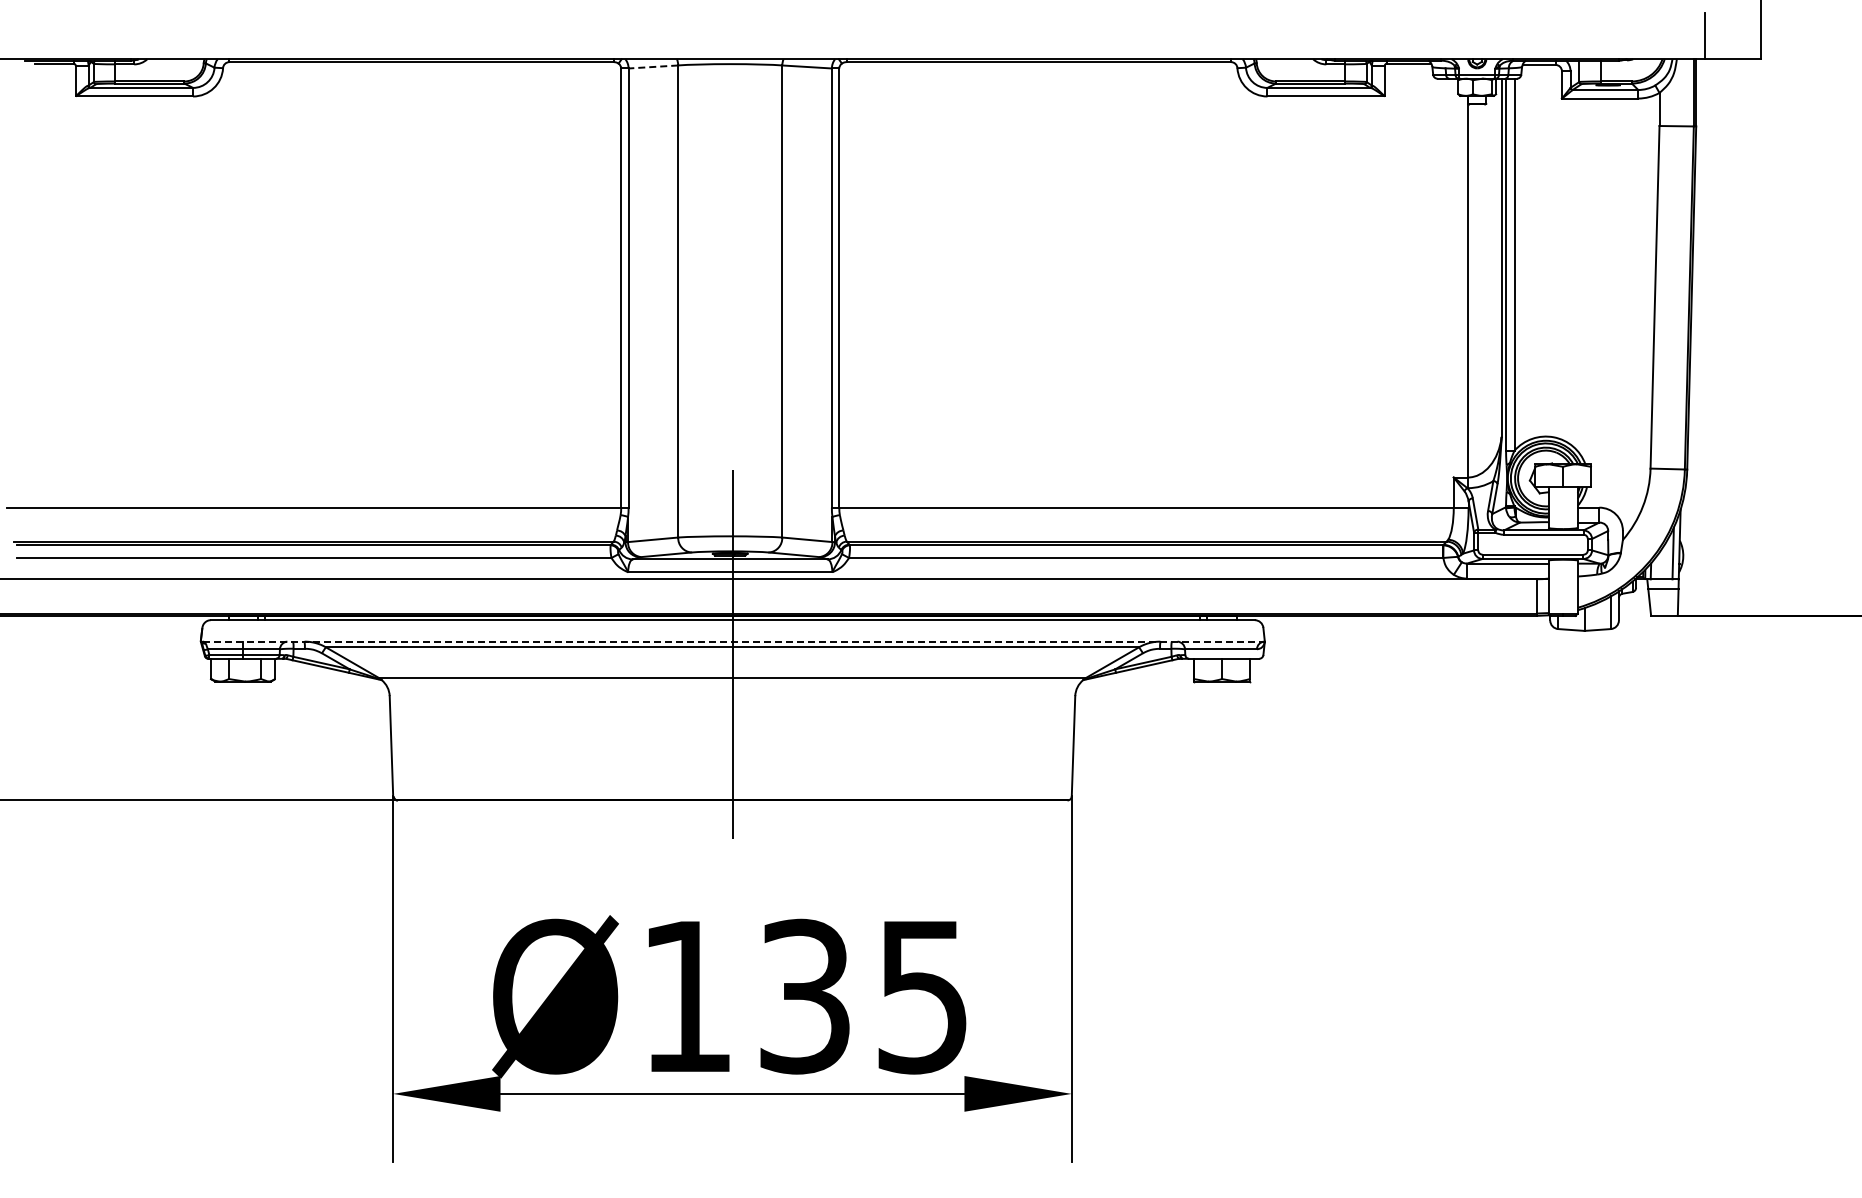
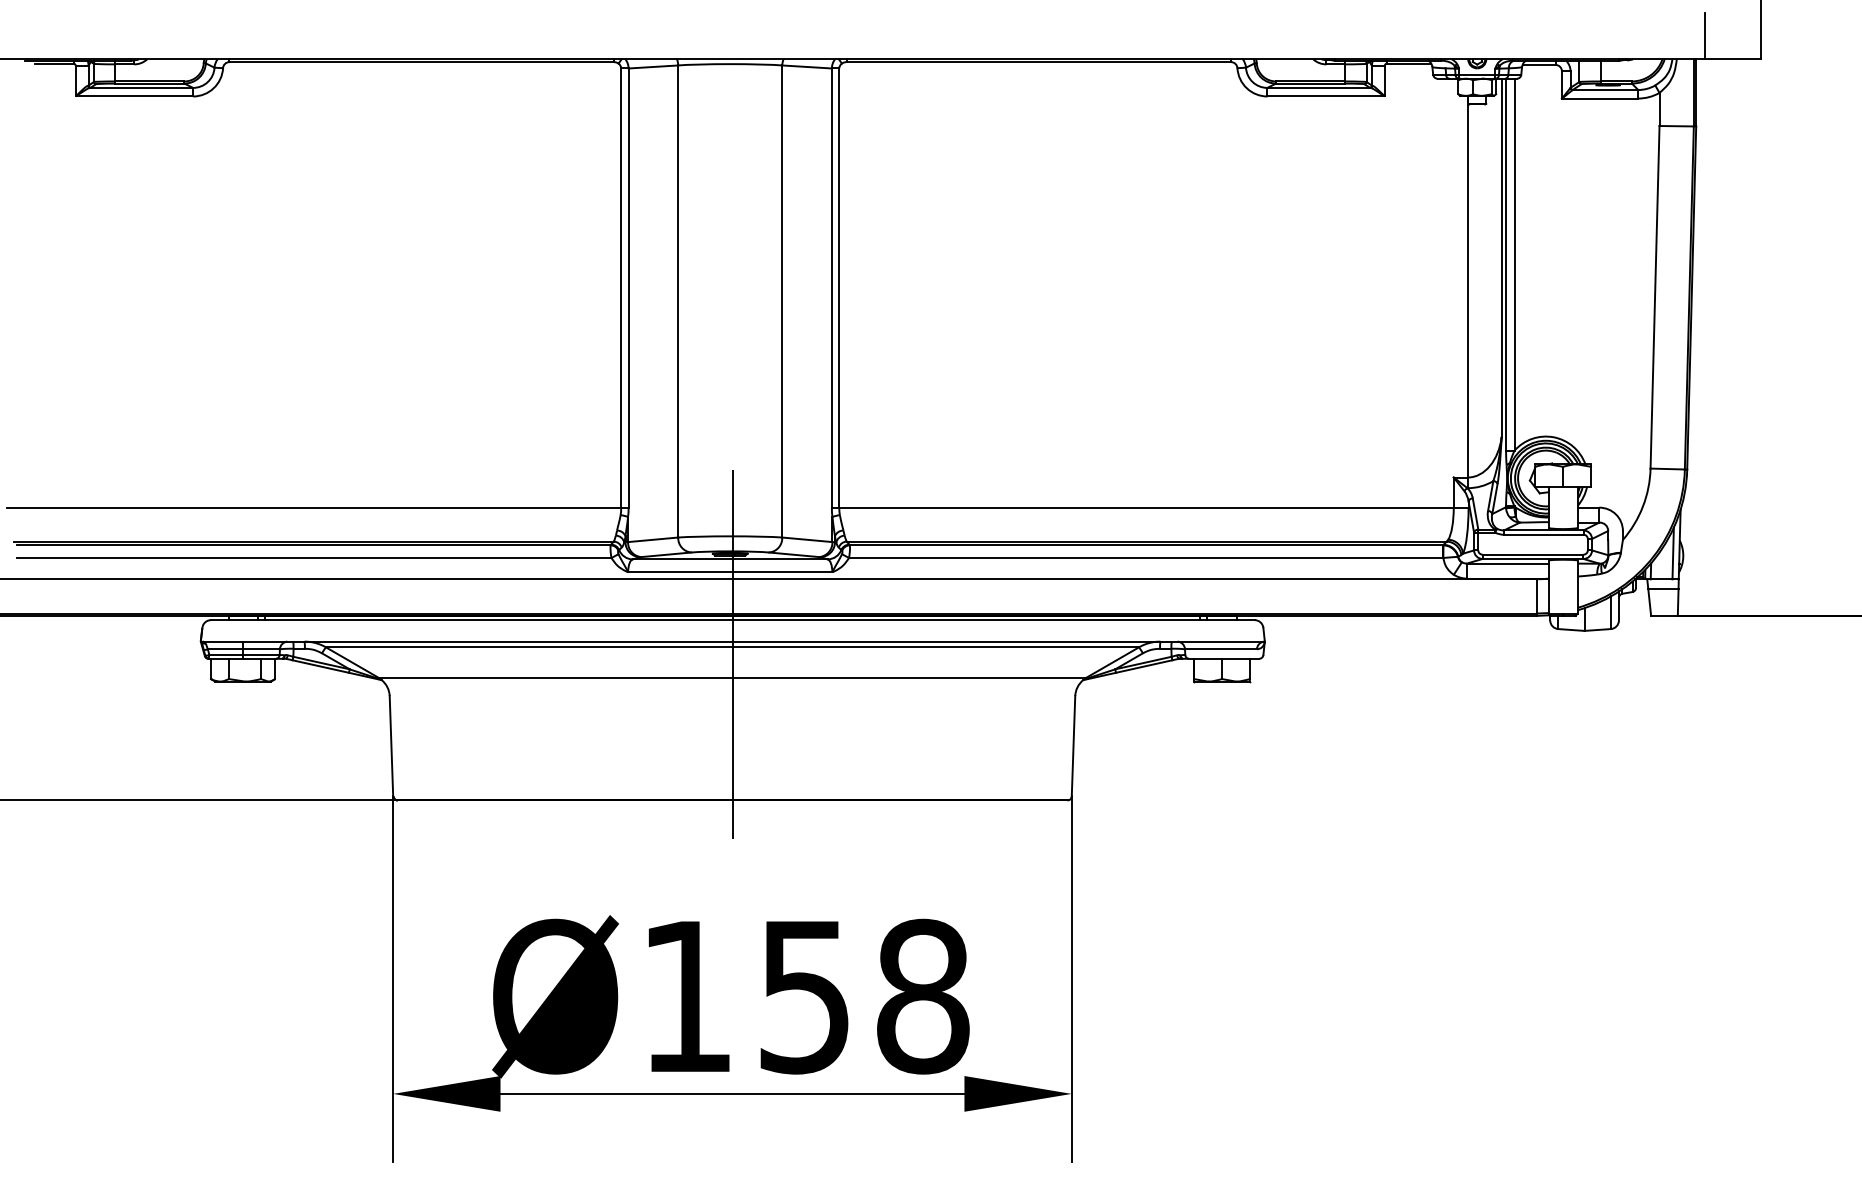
line: dashed -> solid (653, 66)
line: dashed -> solid (733, 641)
text: Ø135 -> Ø158 (864, 996)
